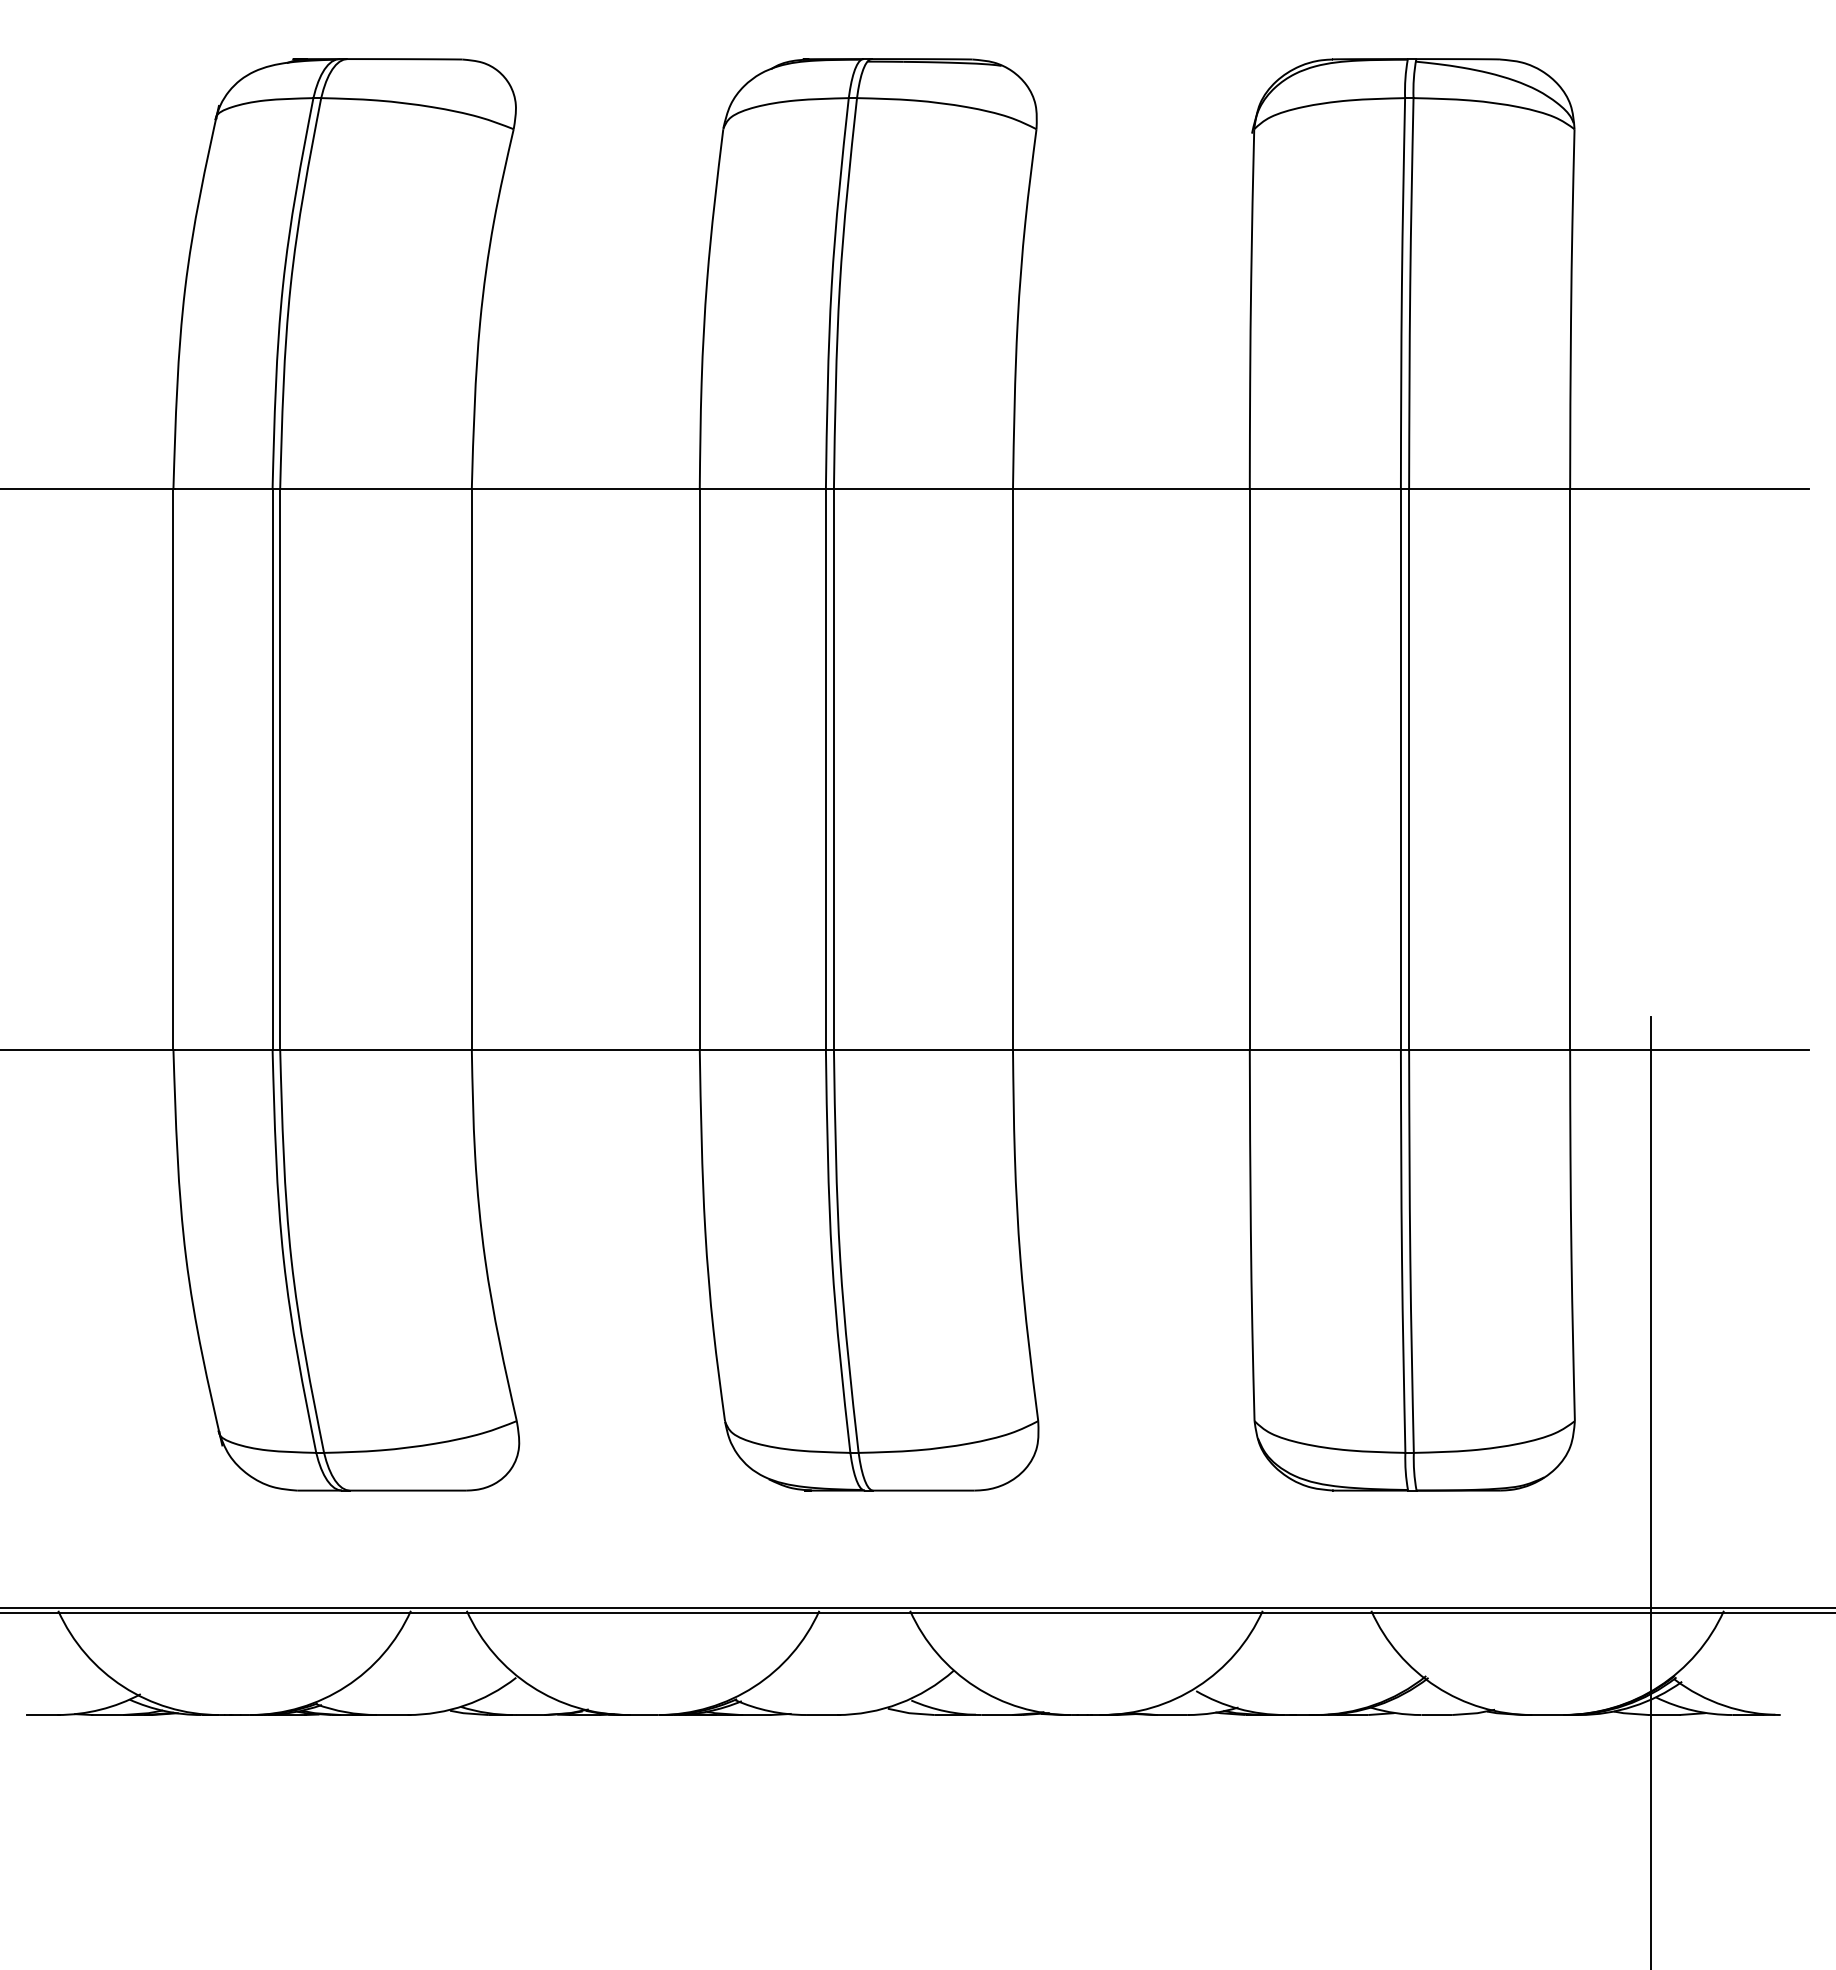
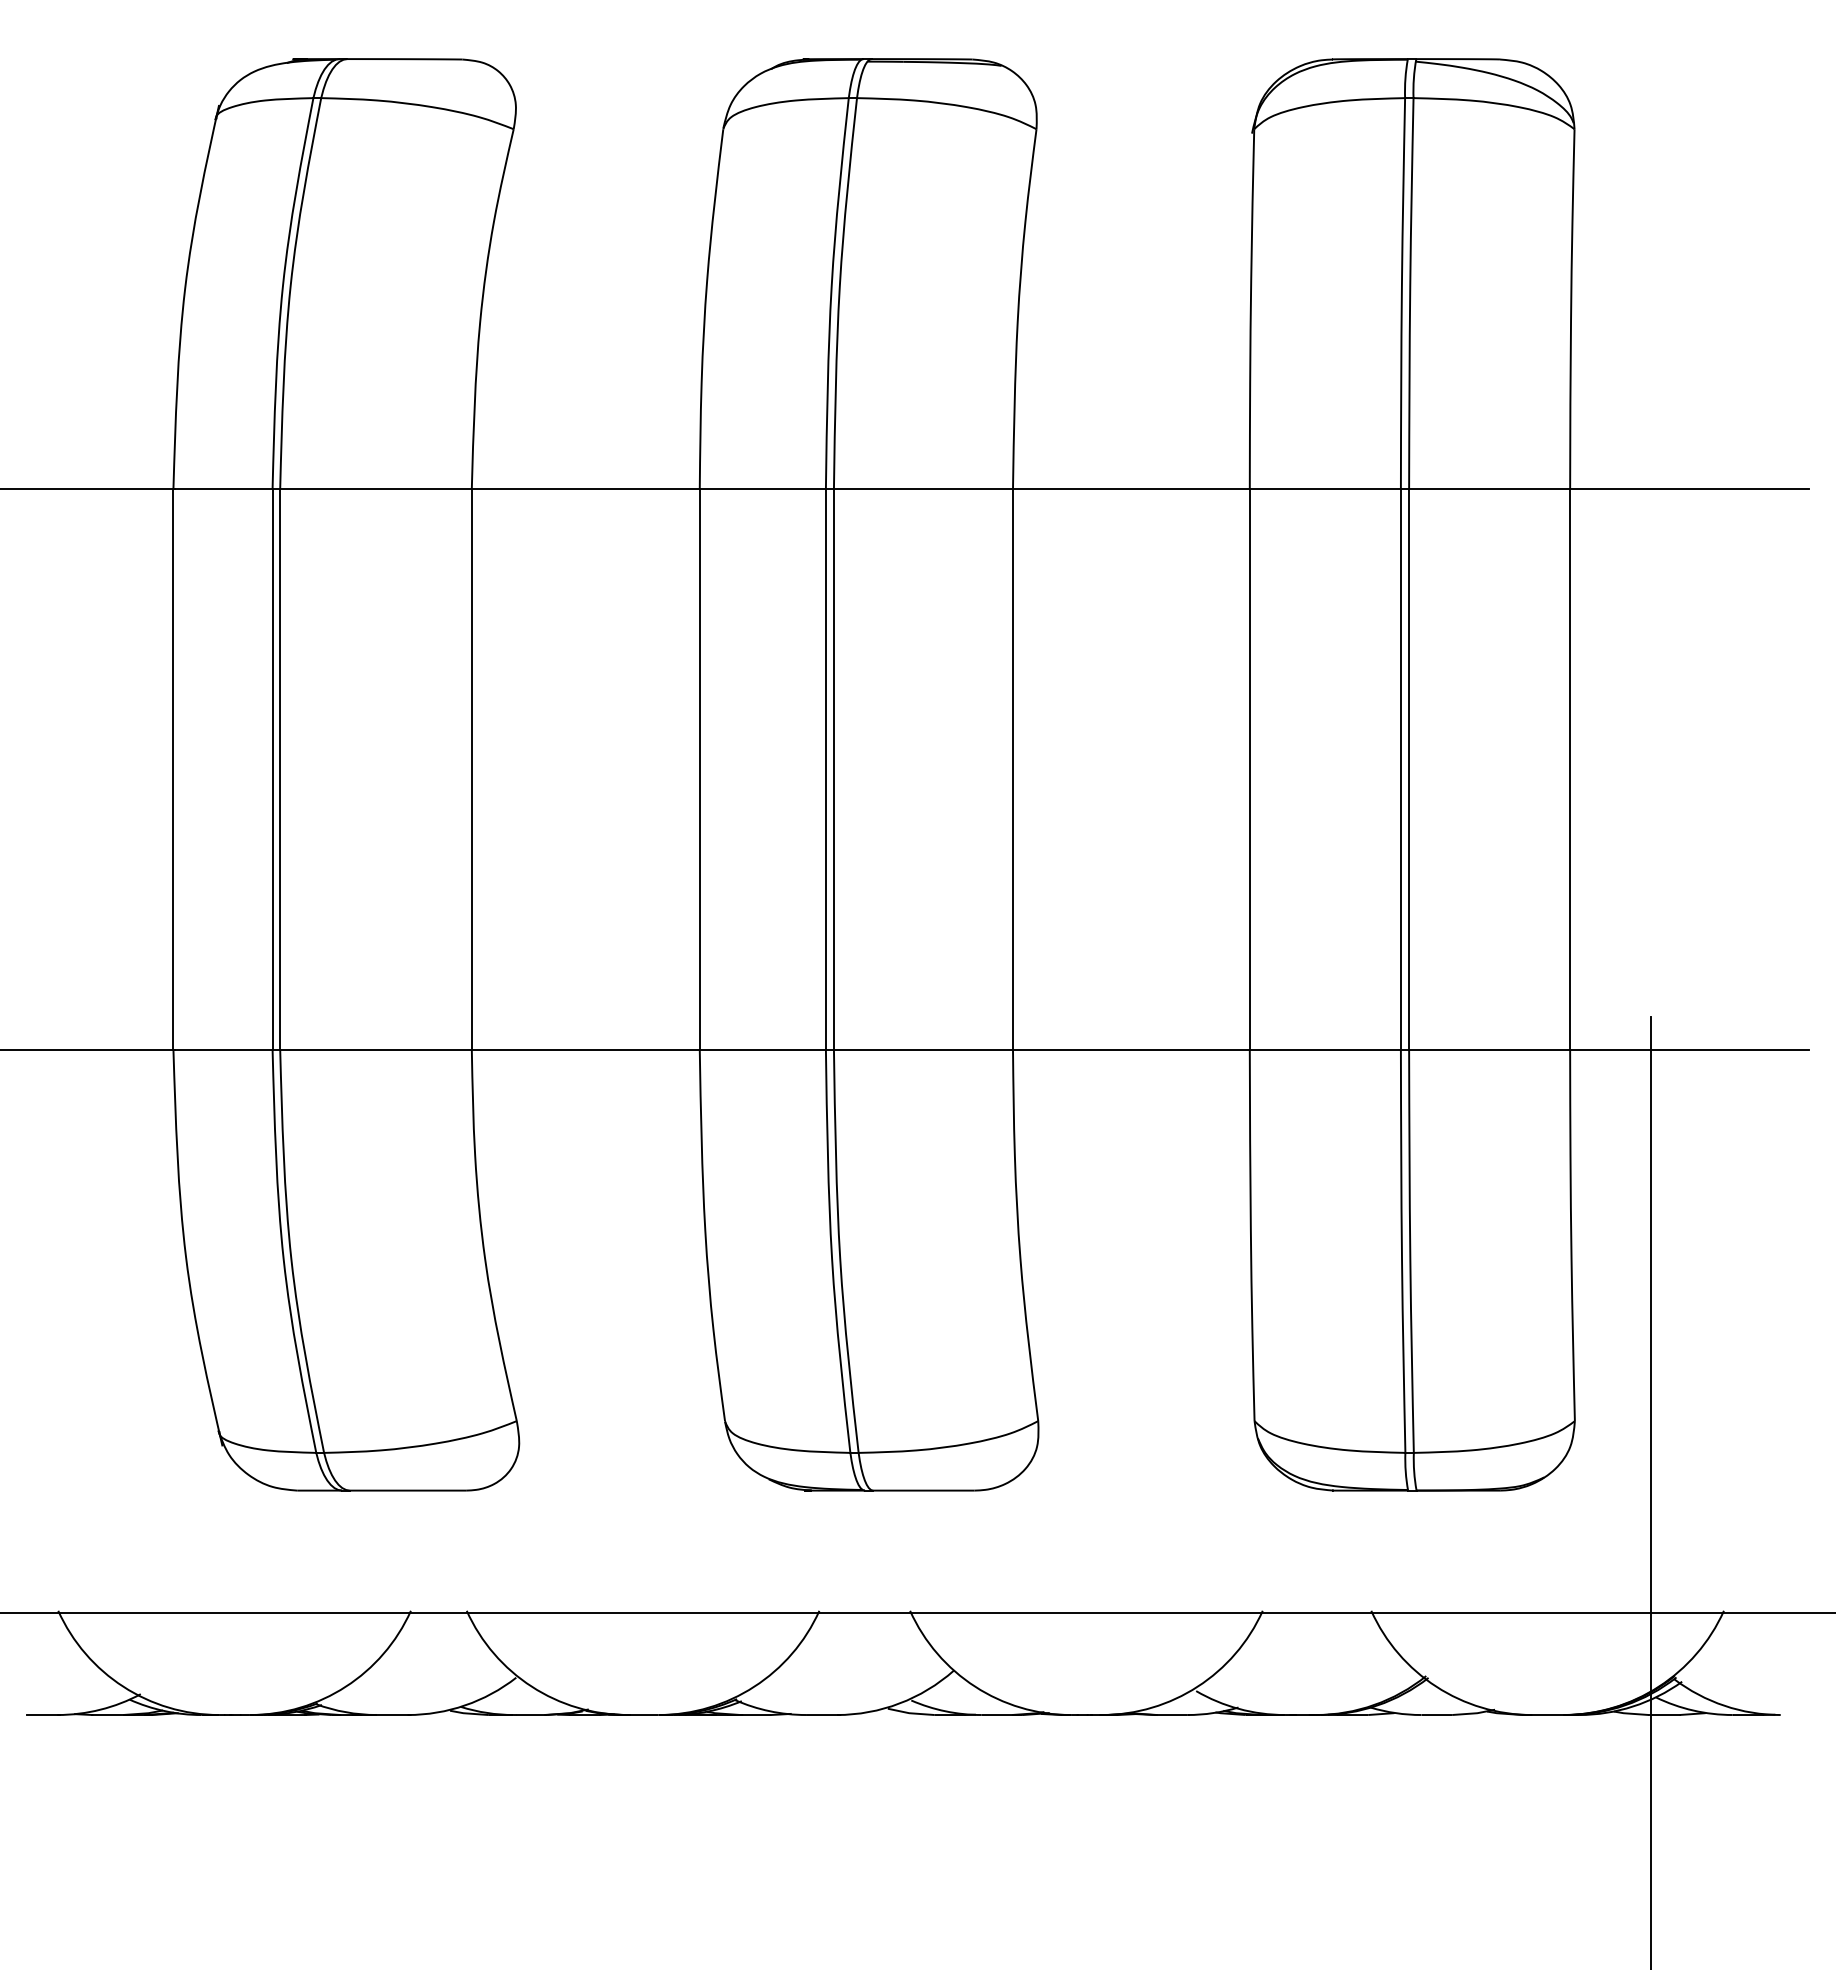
line: present -> none (917, 1607)
